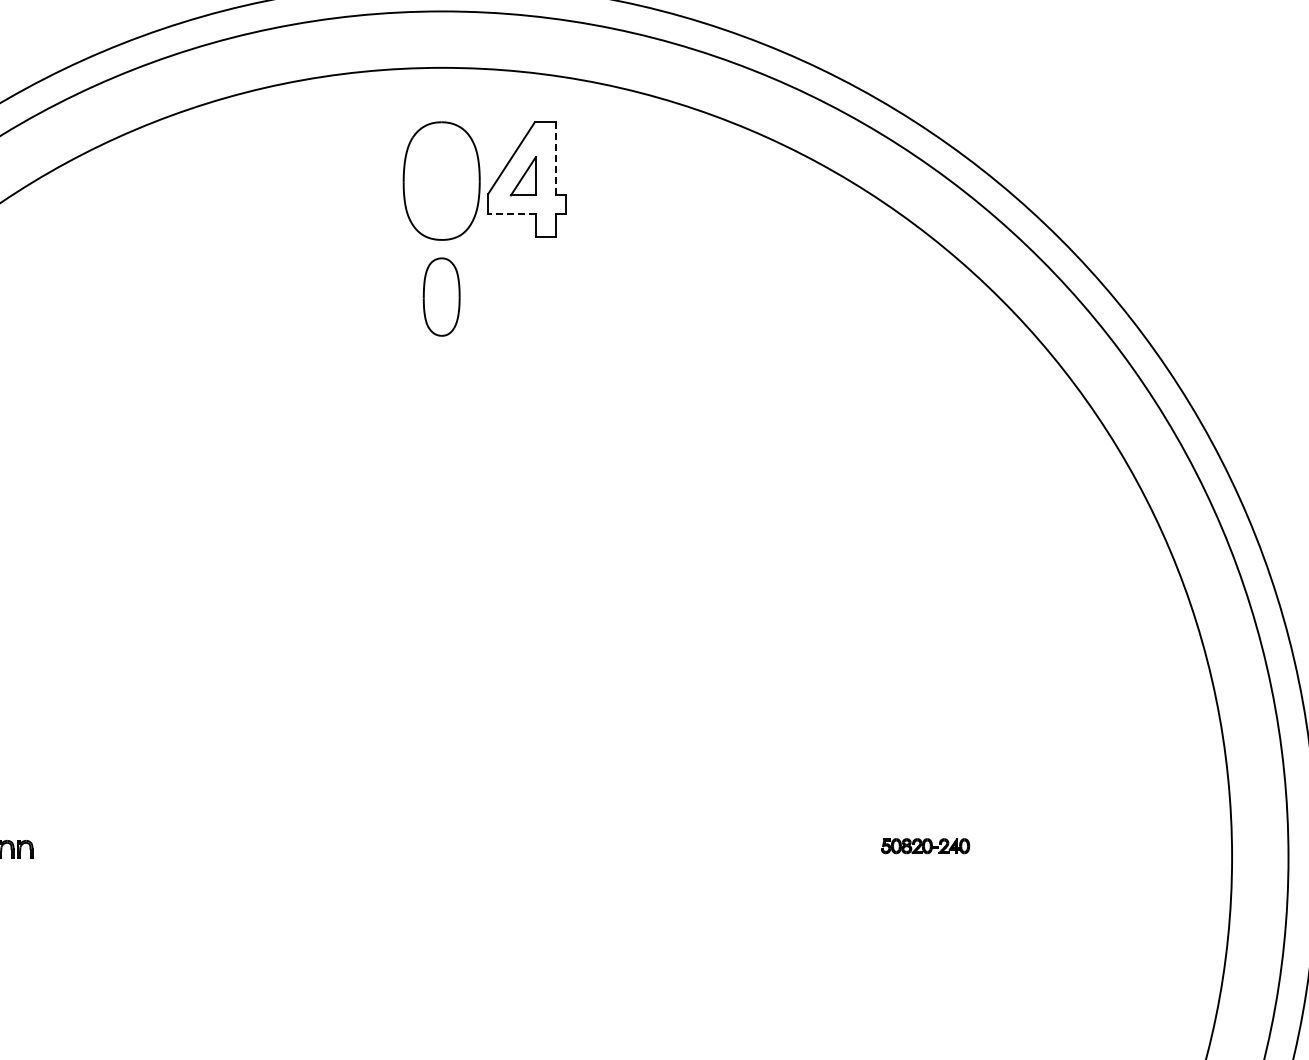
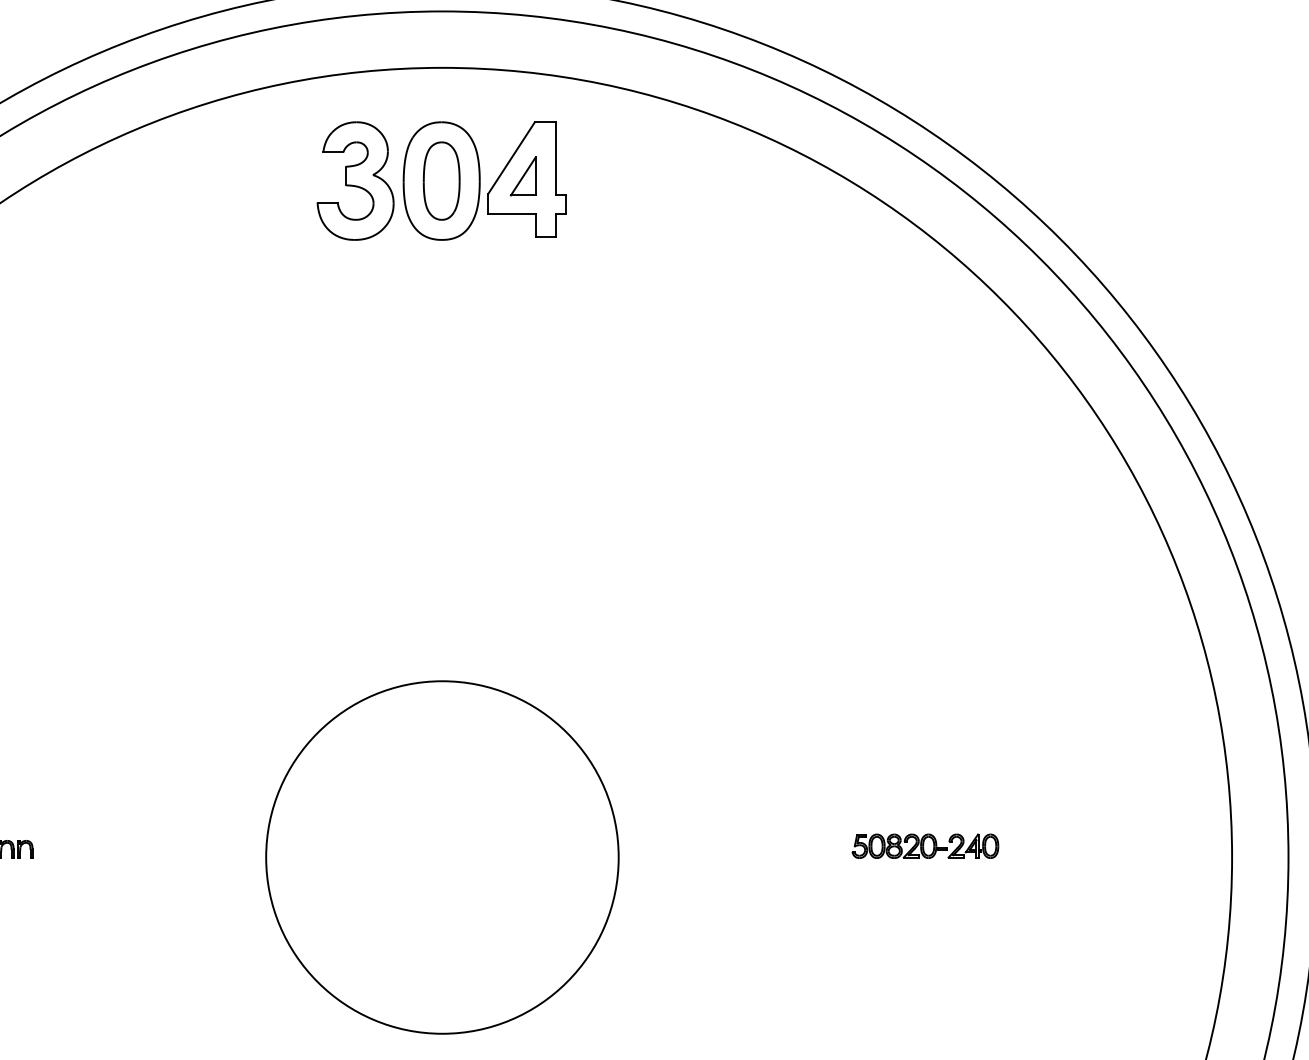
line: dashed -> solid (555, 158)
part: none -> present (355, 180)
line: dashed -> solid (512, 214)
part position: (441, 296) -> (441, 180) (441, 180)
part size: 90x17 px -> 149x26 px (925, 845)
circle: none -> present (442, 857)
